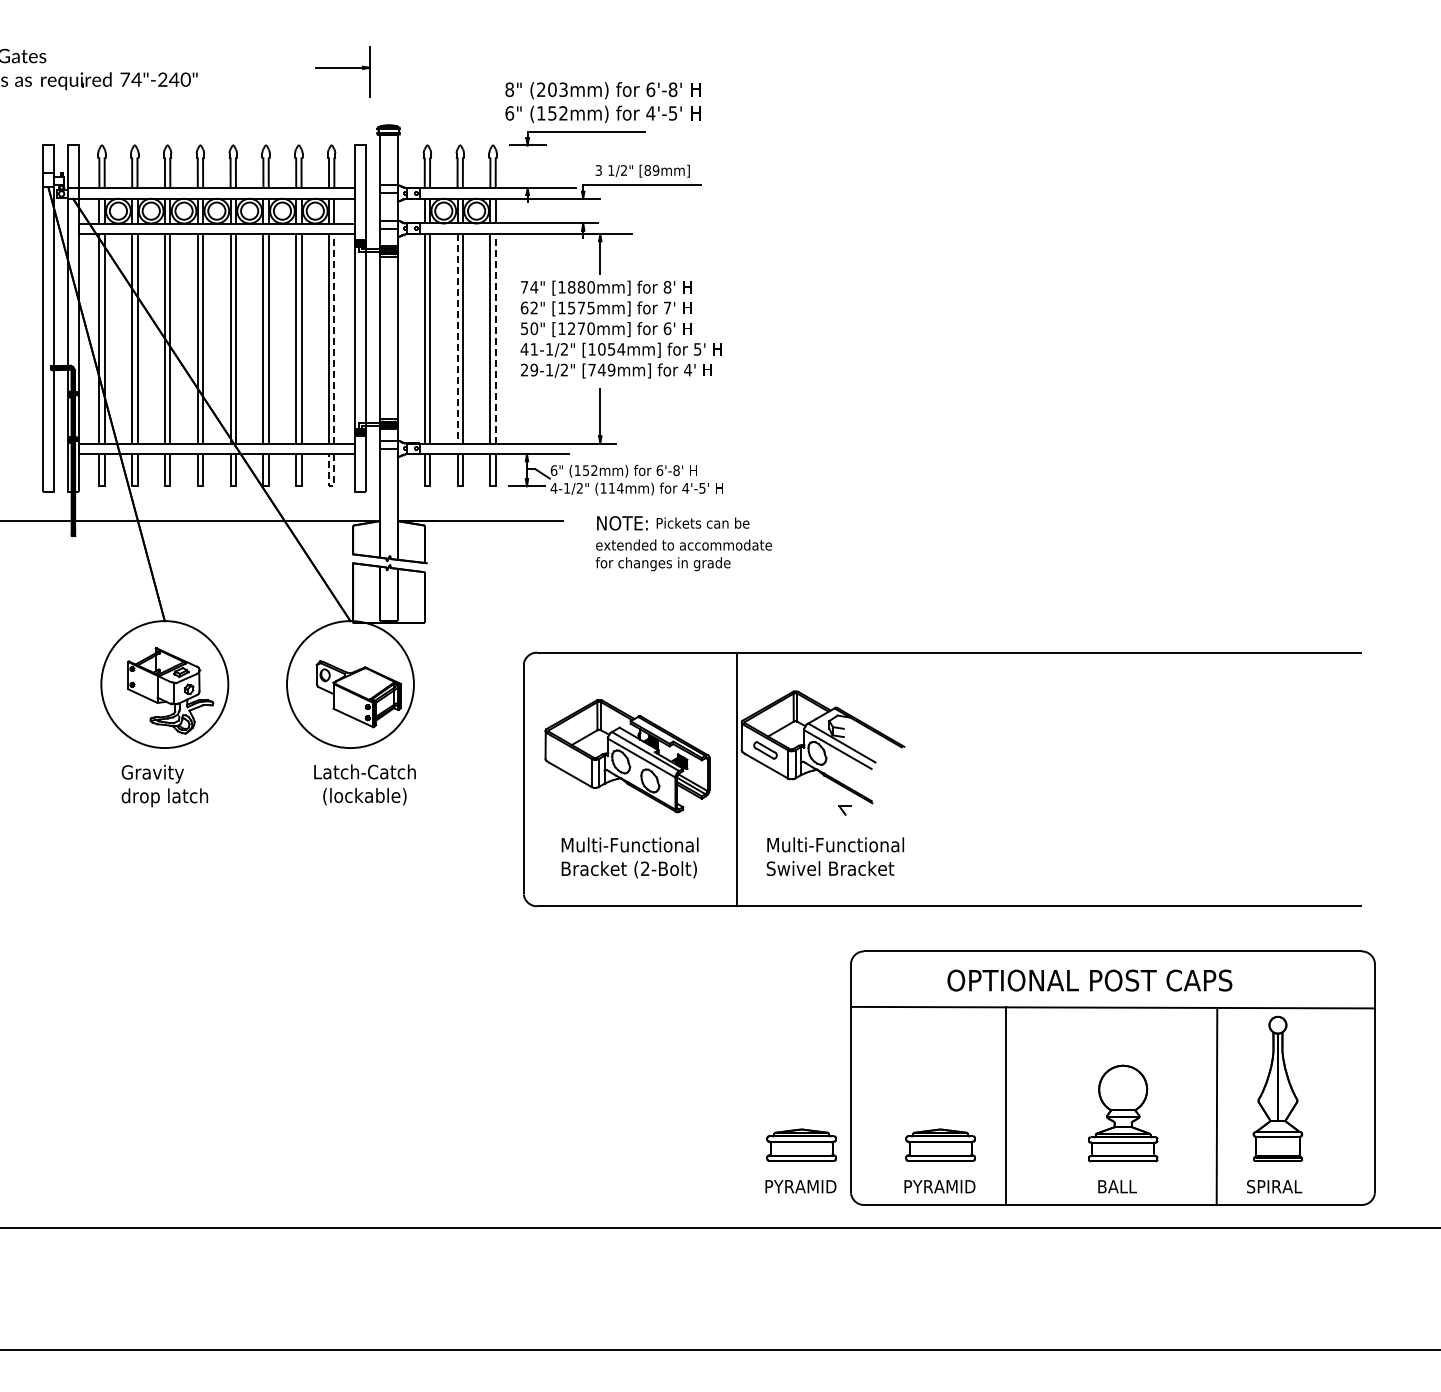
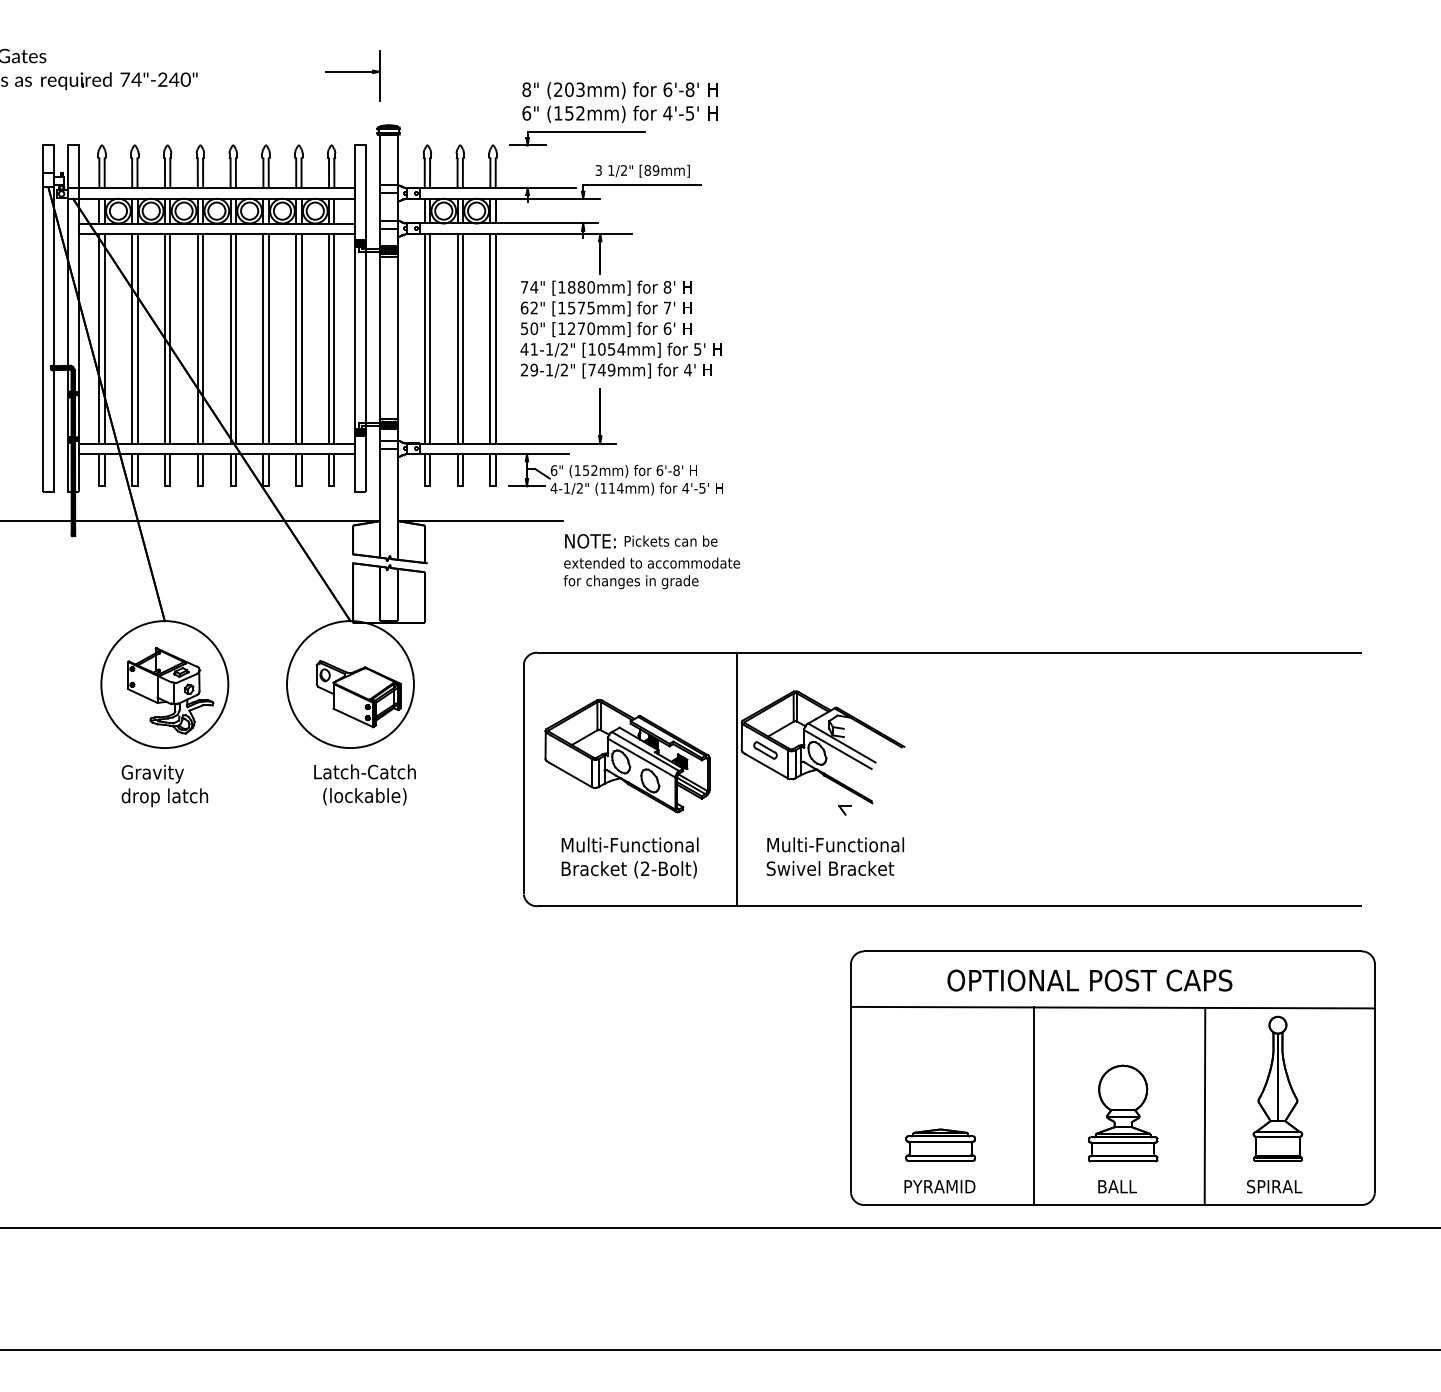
part position: (342, 71) -> (352, 75) (352, 75)
text position: (602, 102) -> (619, 102) (619, 102)
line: dashed -> solid (334, 338)
line: dashed -> solid (457, 338)
line: dashed -> solid (495, 338)
line: dashed -> solid (331, 486)
text position: (683, 543) -> (651, 561) (651, 561)
line position: (1006, 1106) -> (1034, 1106) (1034, 1106)
line position: (1216, 1106) -> (1204, 1106) (1204, 1106)
part: present -> none (800, 1160)
